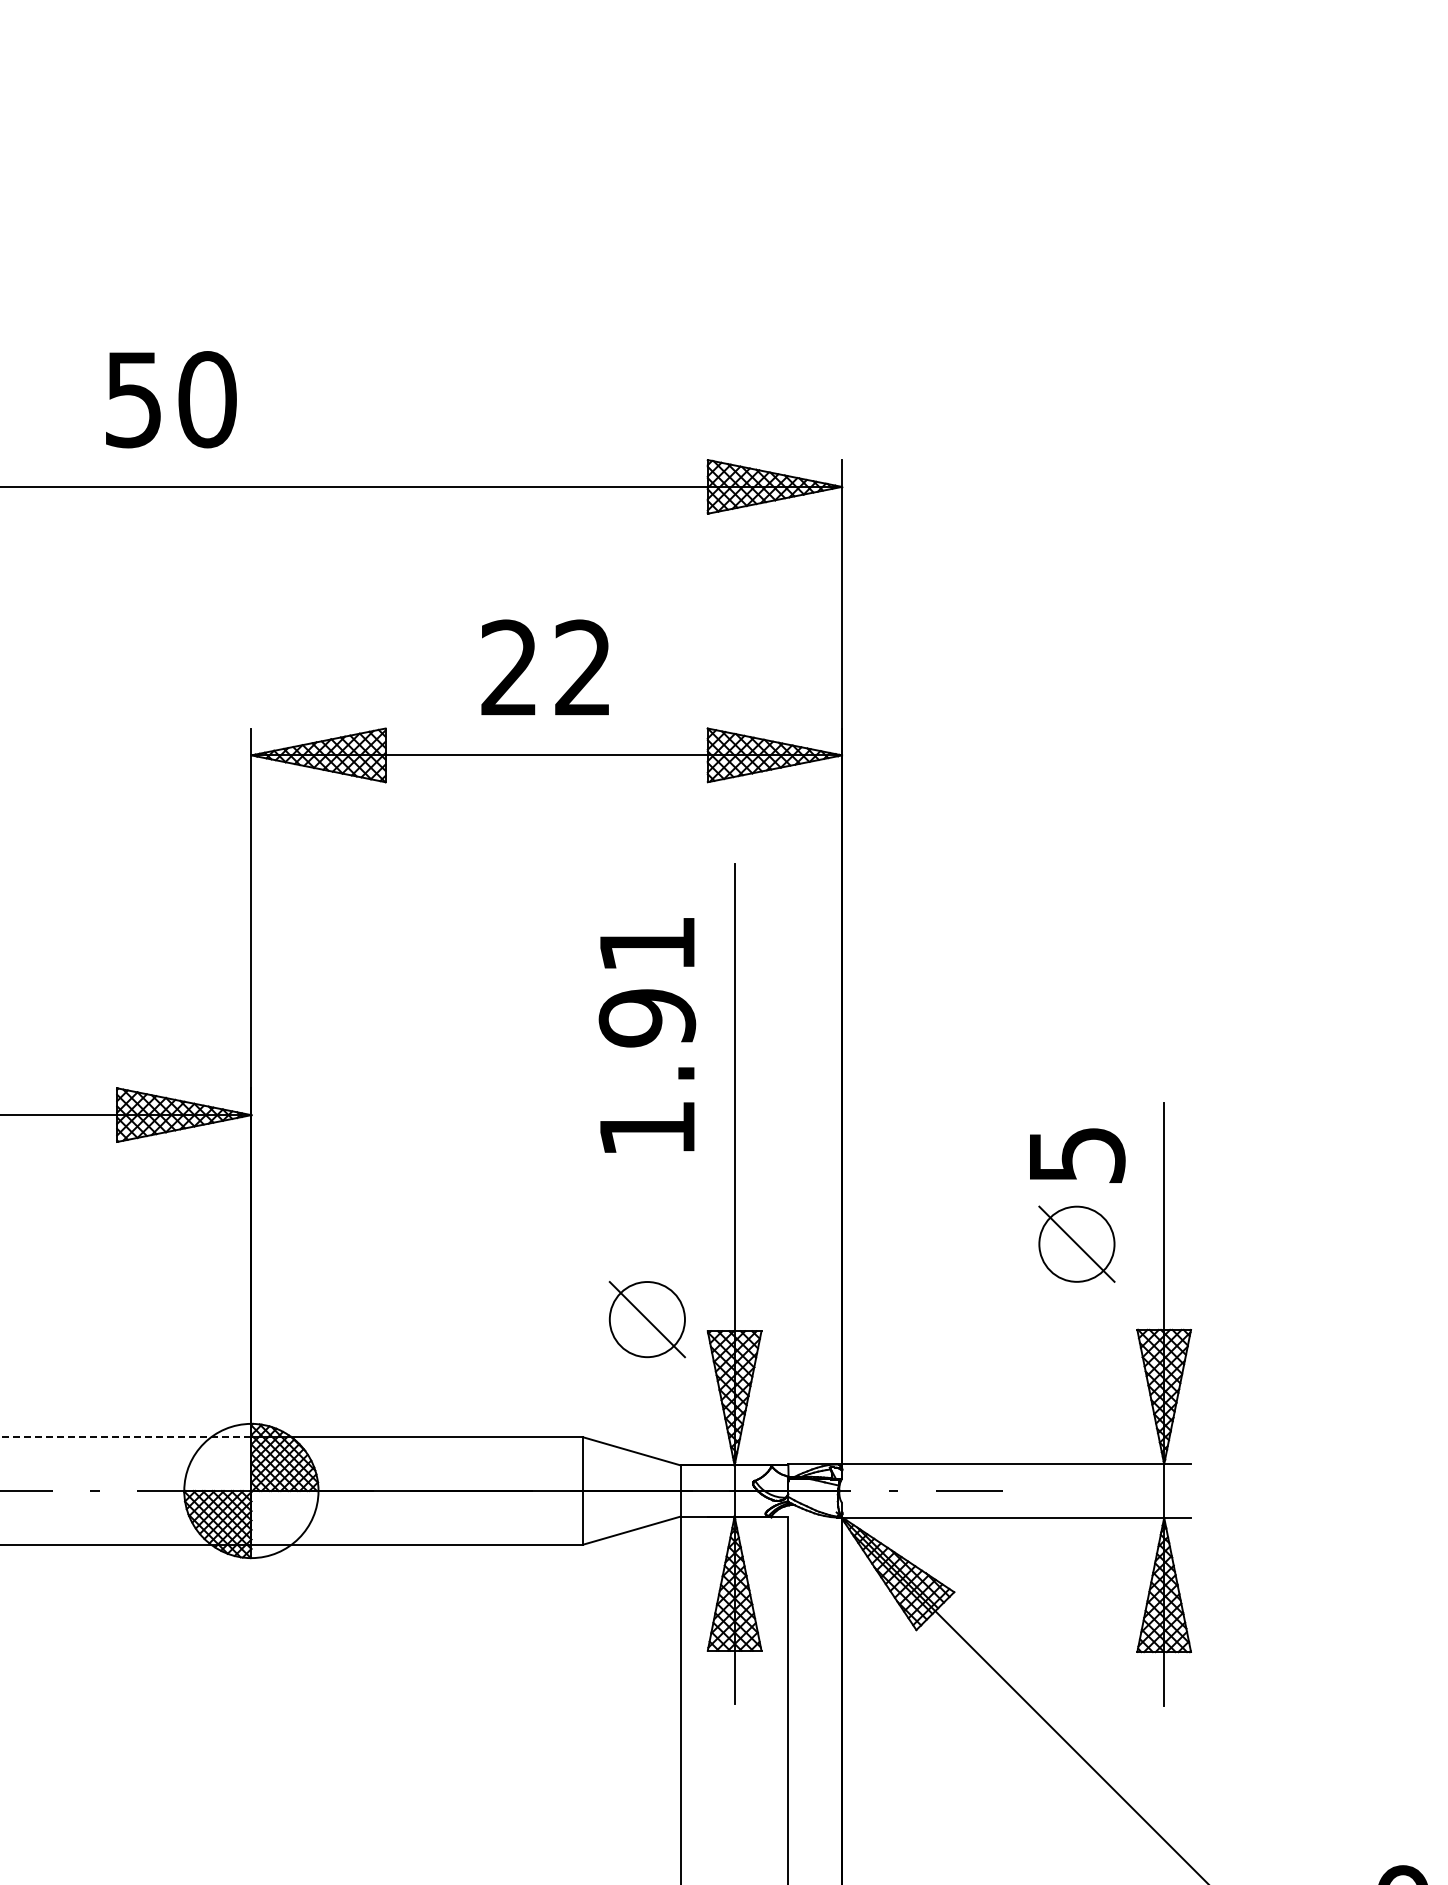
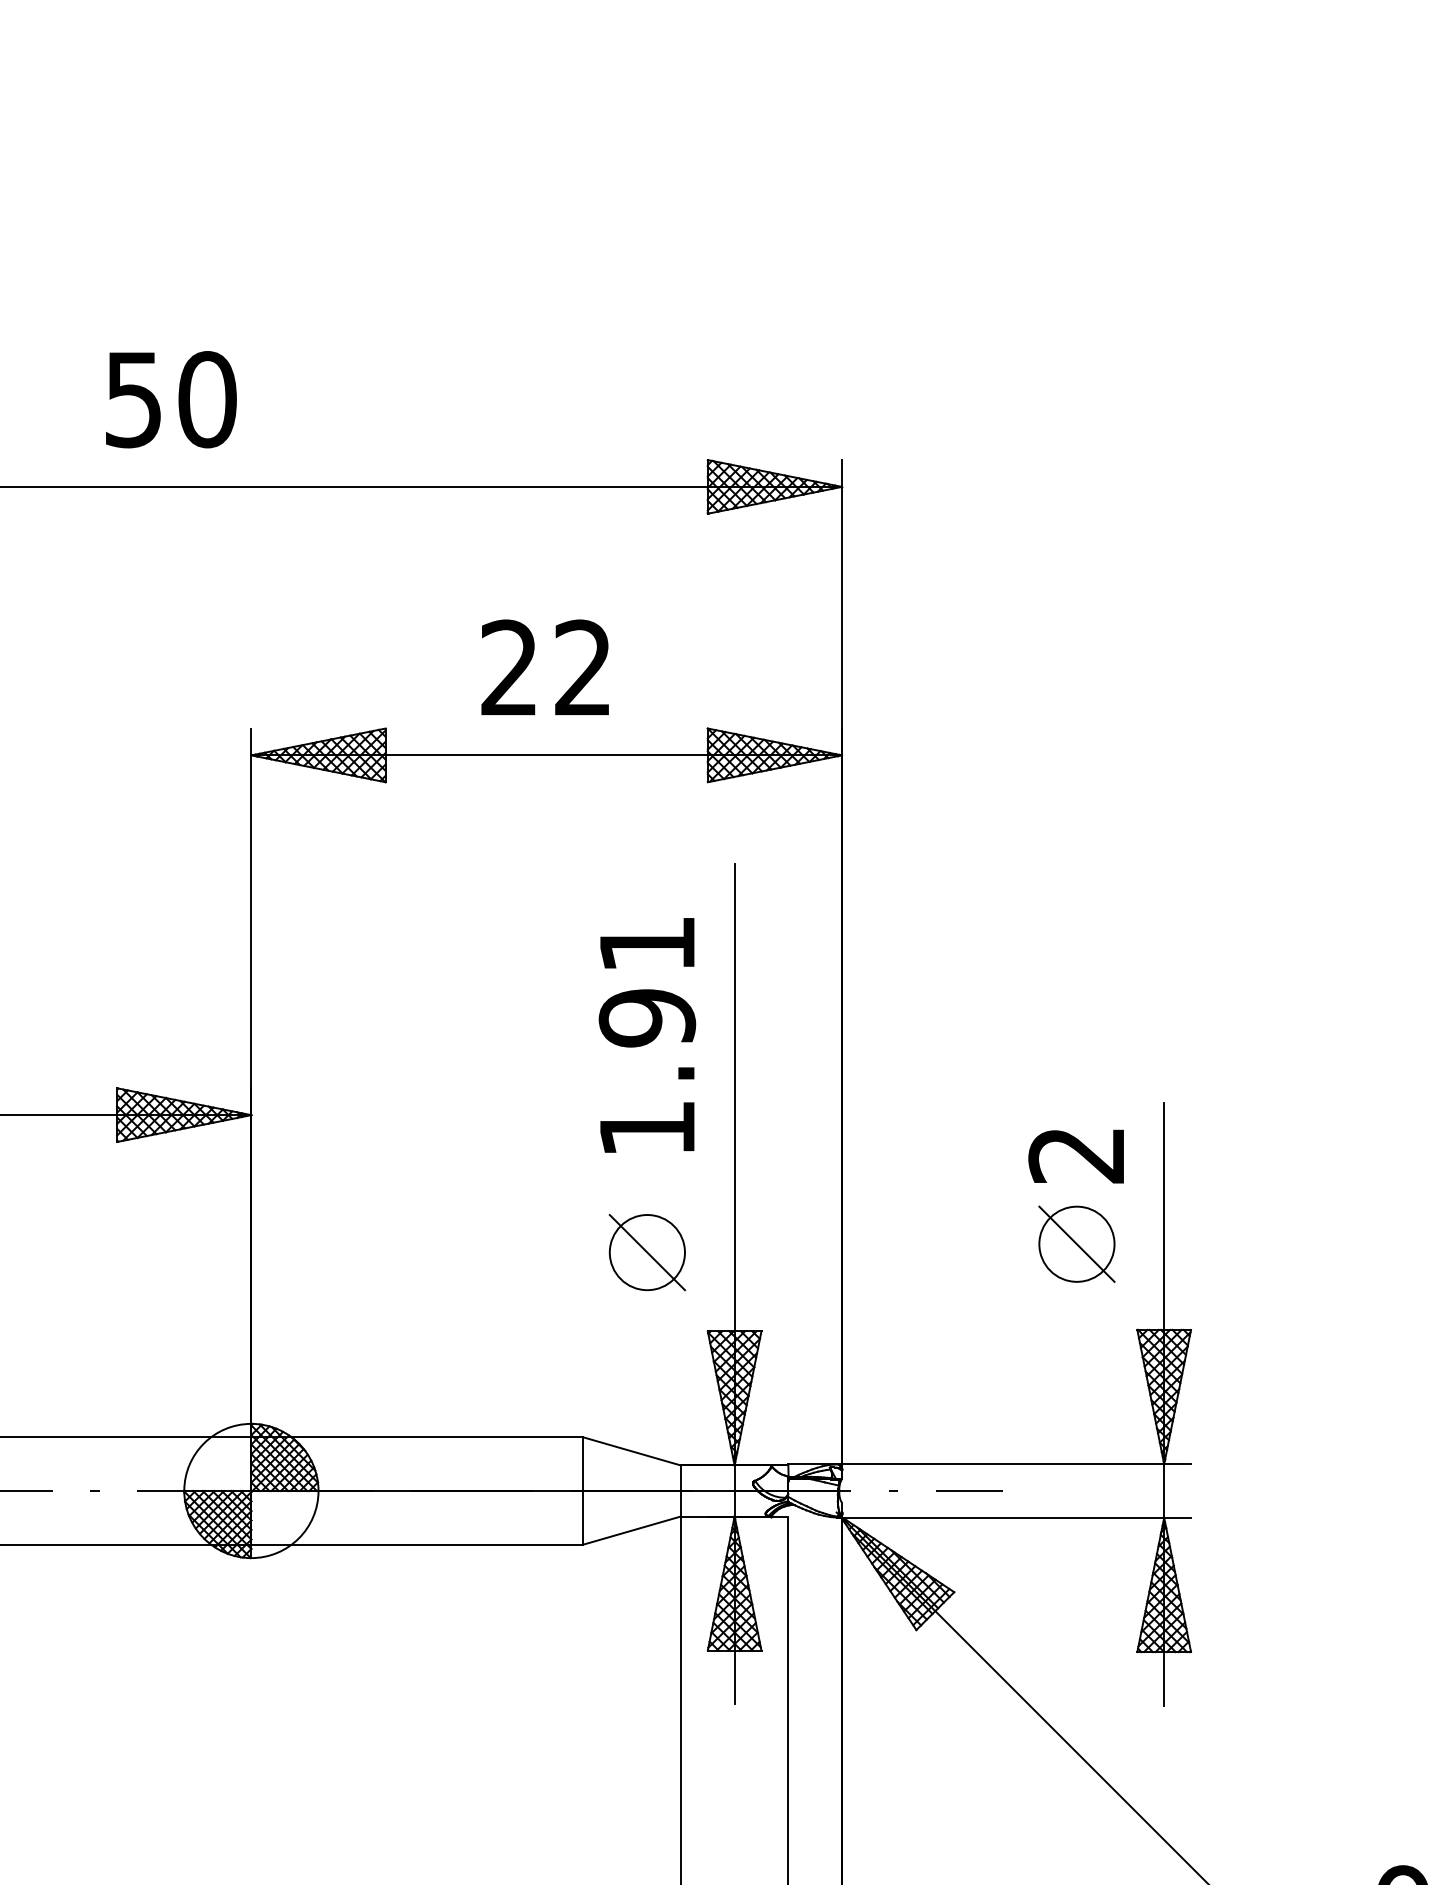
text: 5 -> 2 (1076, 1155)
part position: (646, 1319) -> (646, 1252) (646, 1252)
line: dashed -> solid (125, 1437)
